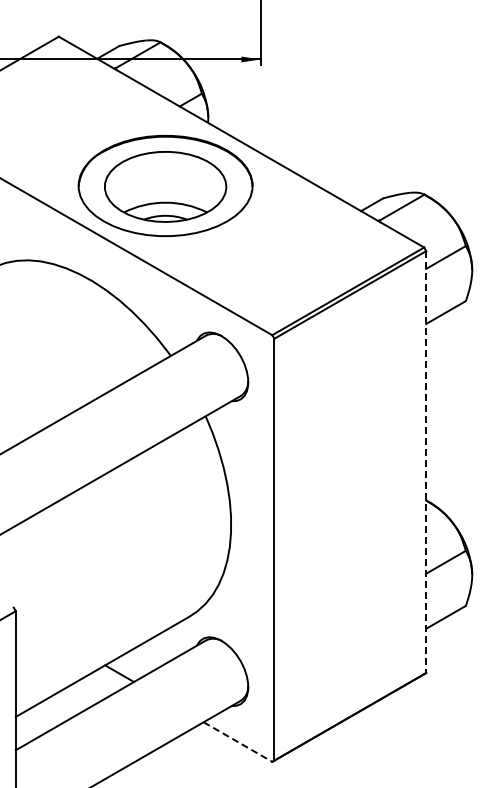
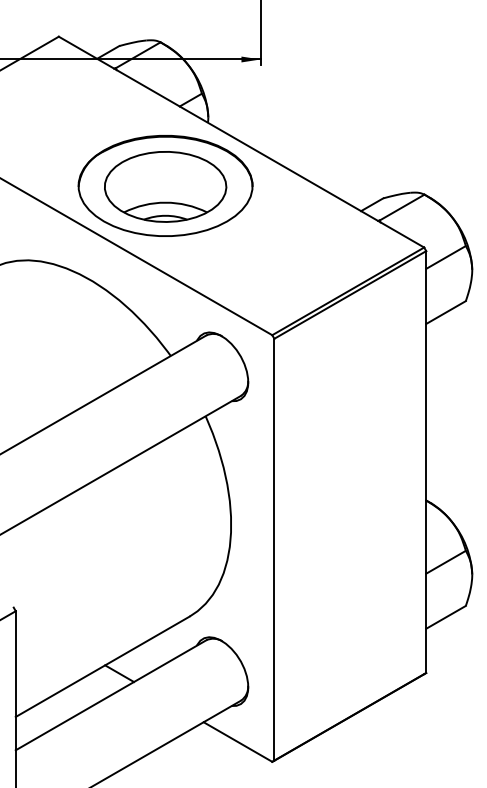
line: dashed -> solid (426, 462)
line: dashed -> solid (237, 742)
